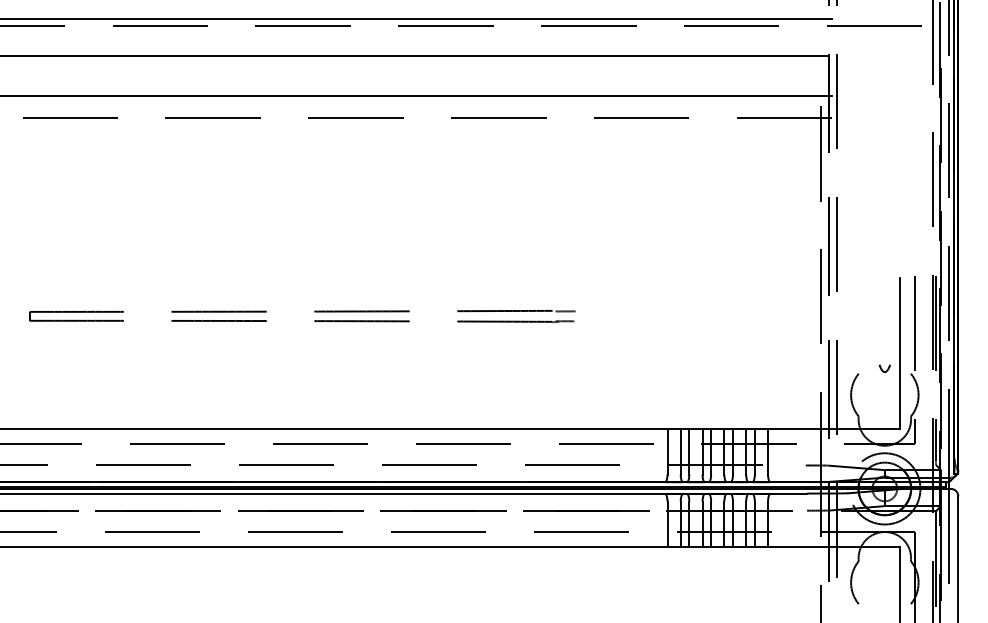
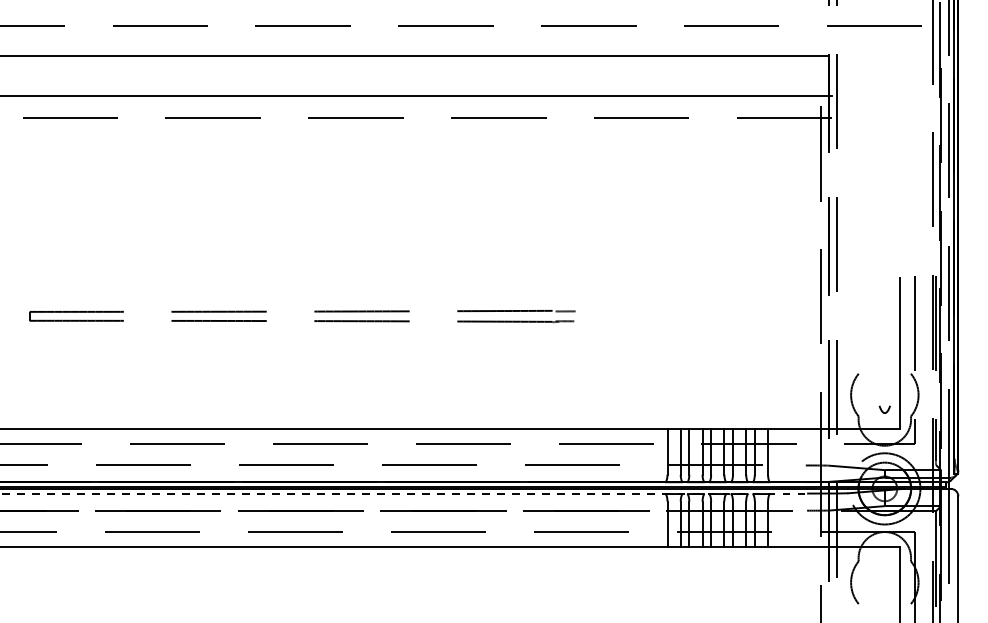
line: present -> none (417, 18)
curve position: (882, 369) -> (882, 410) (882, 410)
line: solid -> dashed (404, 493)
